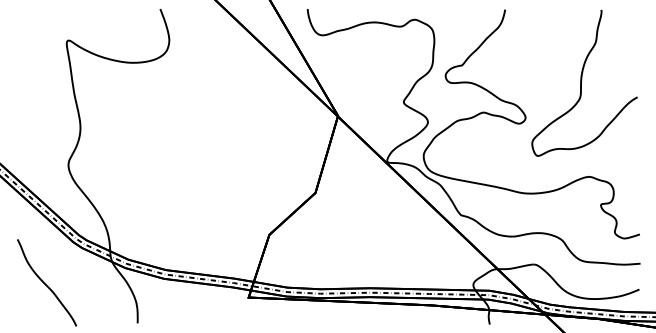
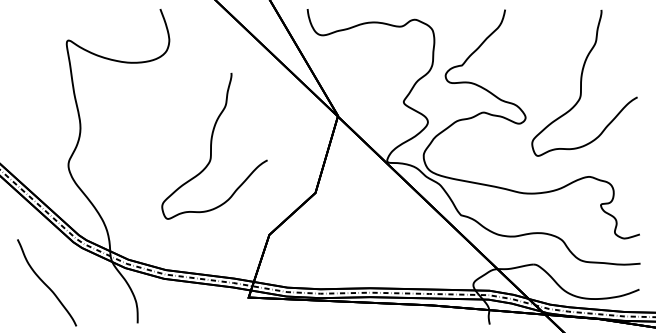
curve: none -> present (212, 143)
